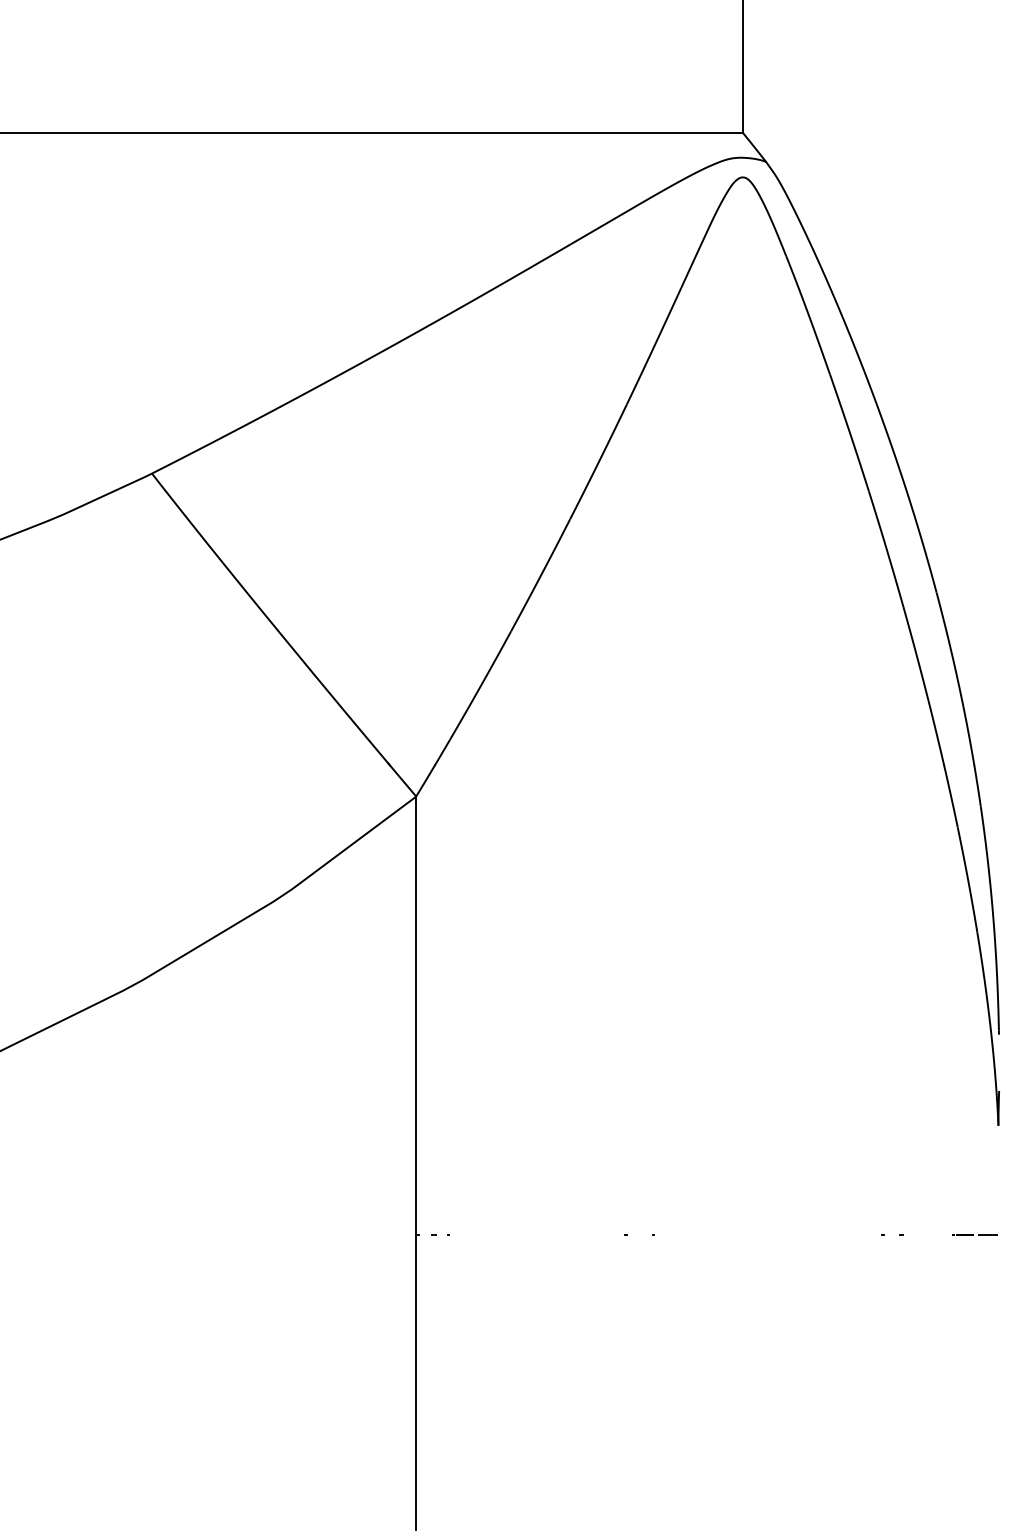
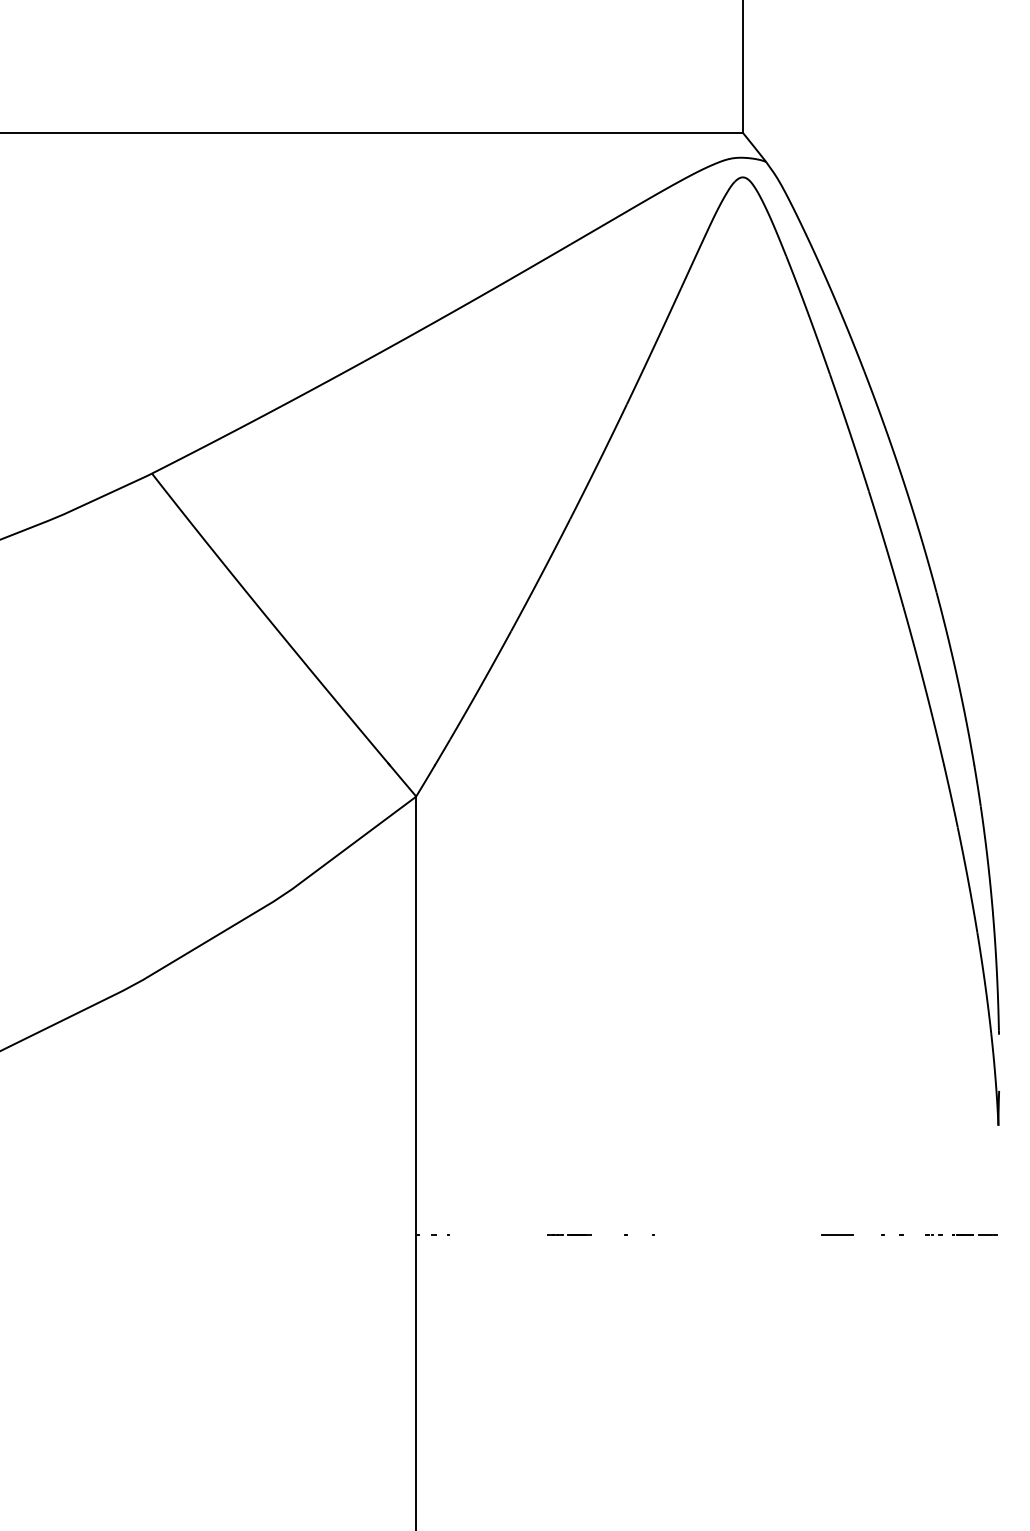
line: none -> present (569, 1234)
line: none -> present (837, 1234)
line: none -> present (933, 1234)
